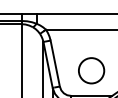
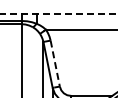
line: solid -> dashed (58, 14)
line: solid -> dashed (55, 64)
circle: present -> none (91, 70)
